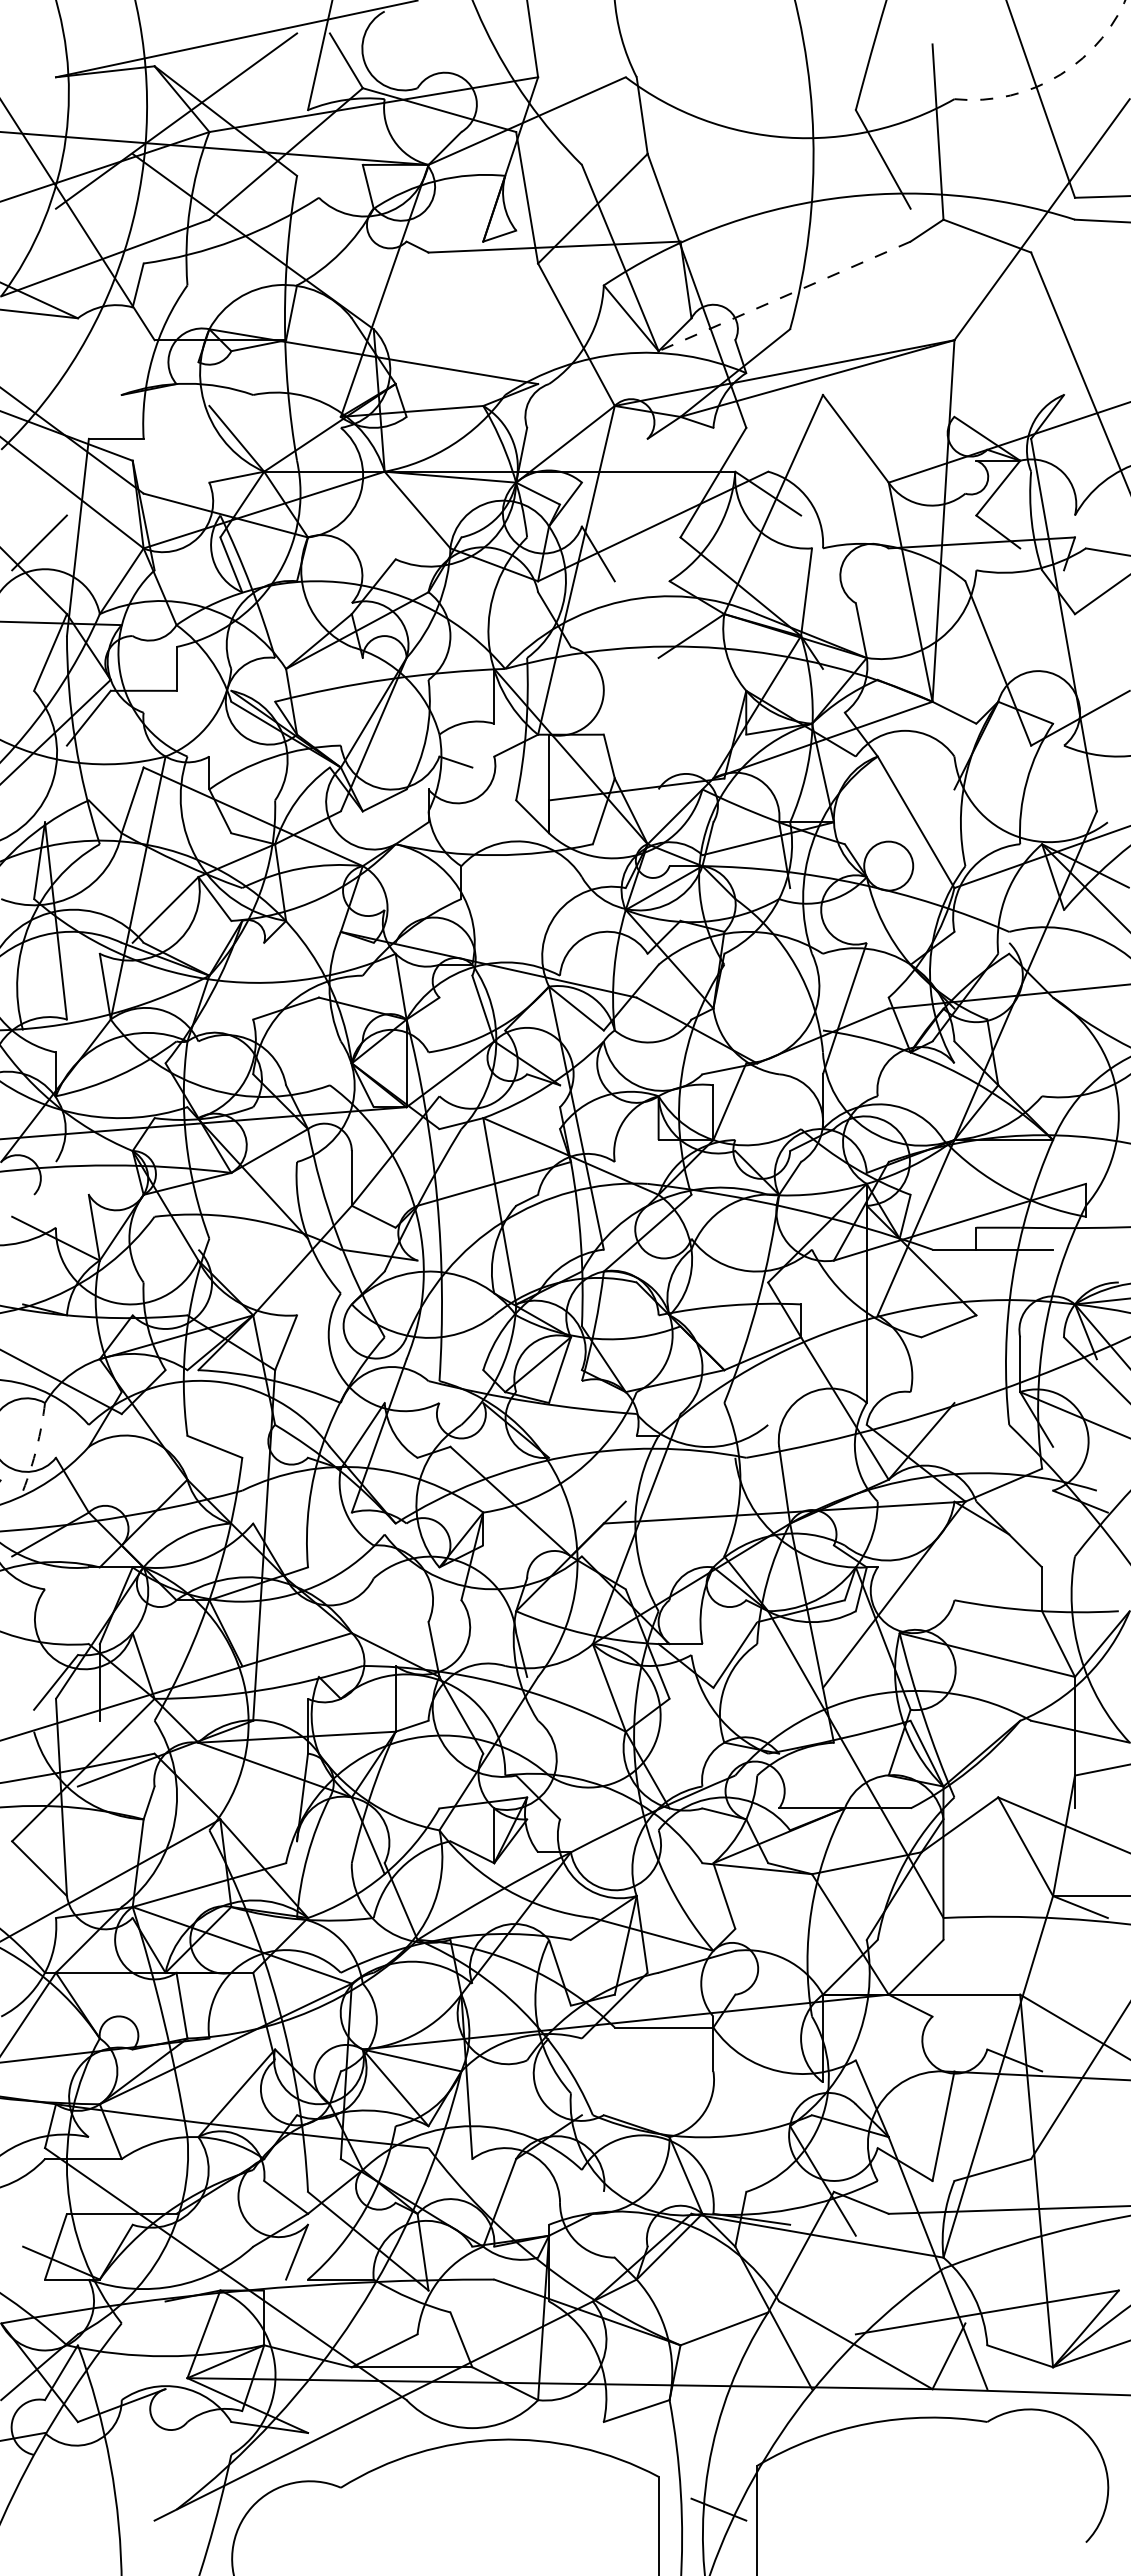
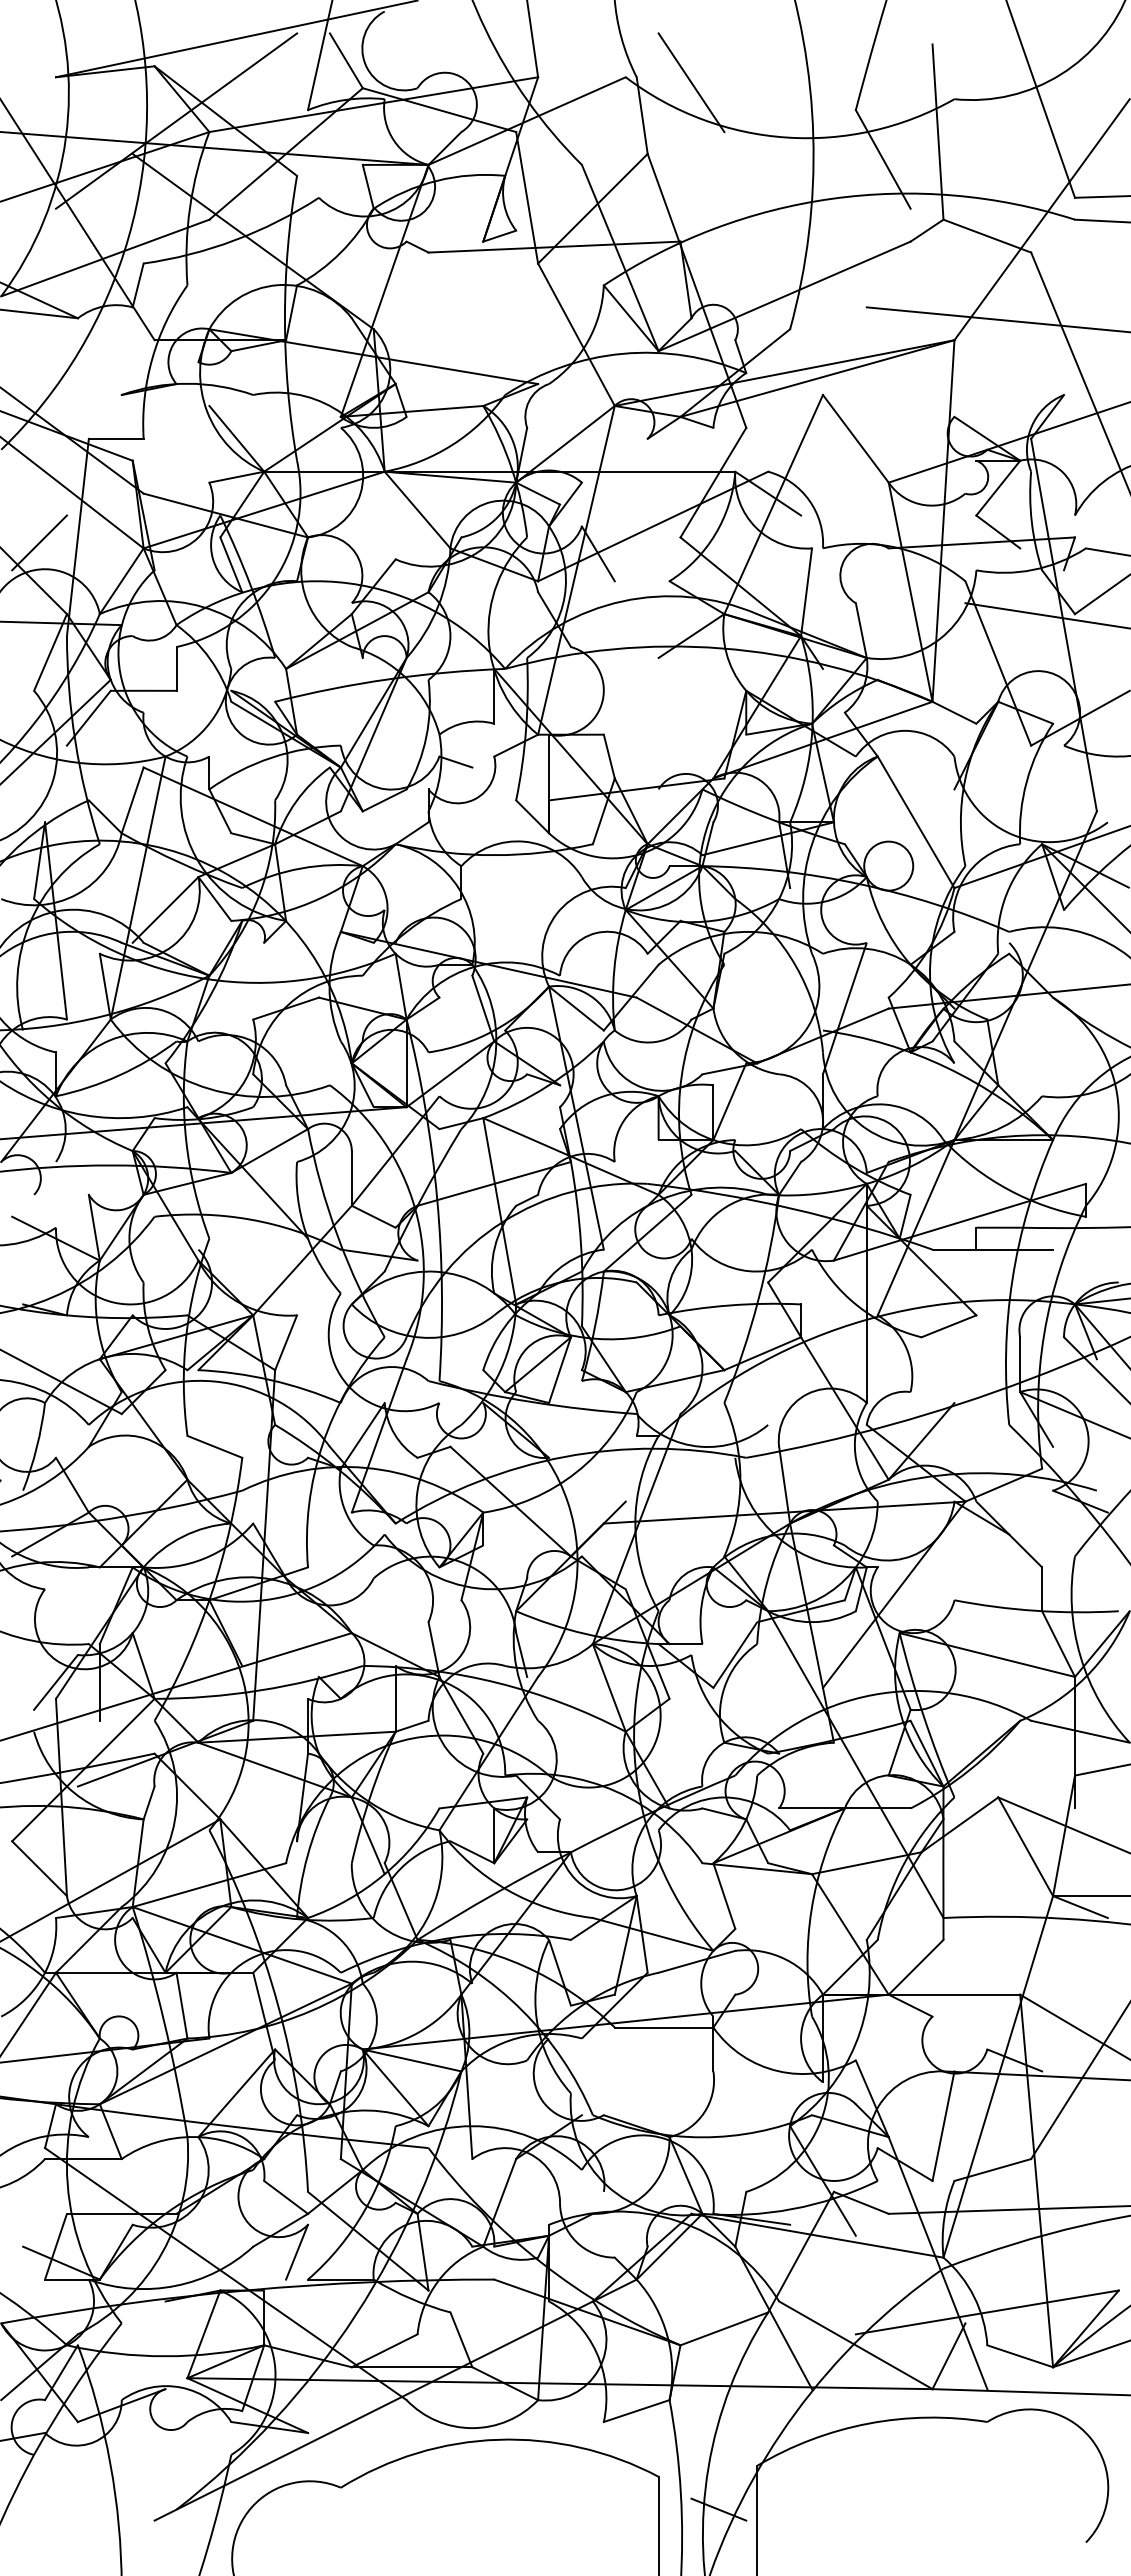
arc: dashed -> solid (1056, 76)
line: none -> present (691, 82)
line: dashed -> solid (784, 296)
line: none -> present (996, 319)
line: none -> present (1046, 615)
arc: dashed -> solid (36, 1447)
